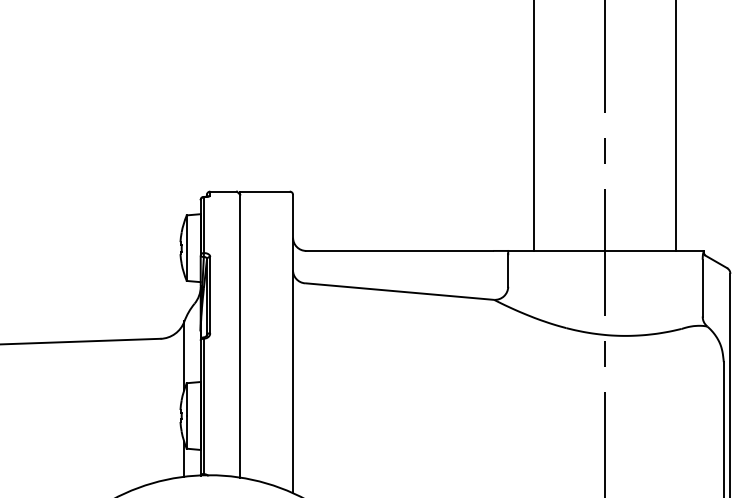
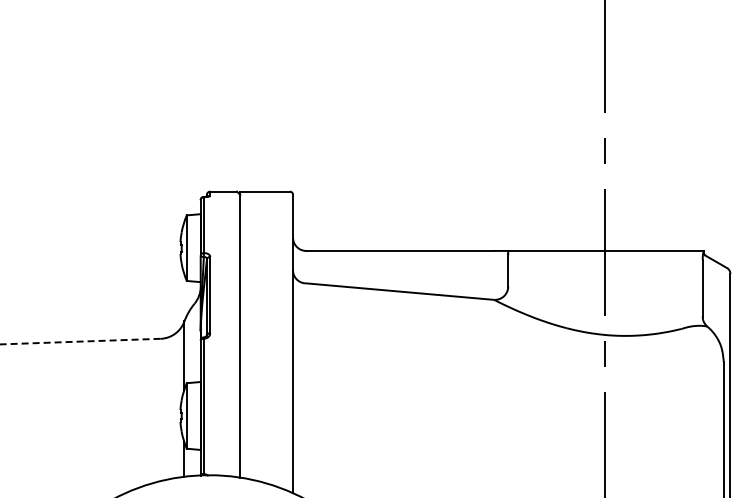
line: present -> none (534, 126)
line: present -> none (675, 126)
line: solid -> dashed (79, 341)
